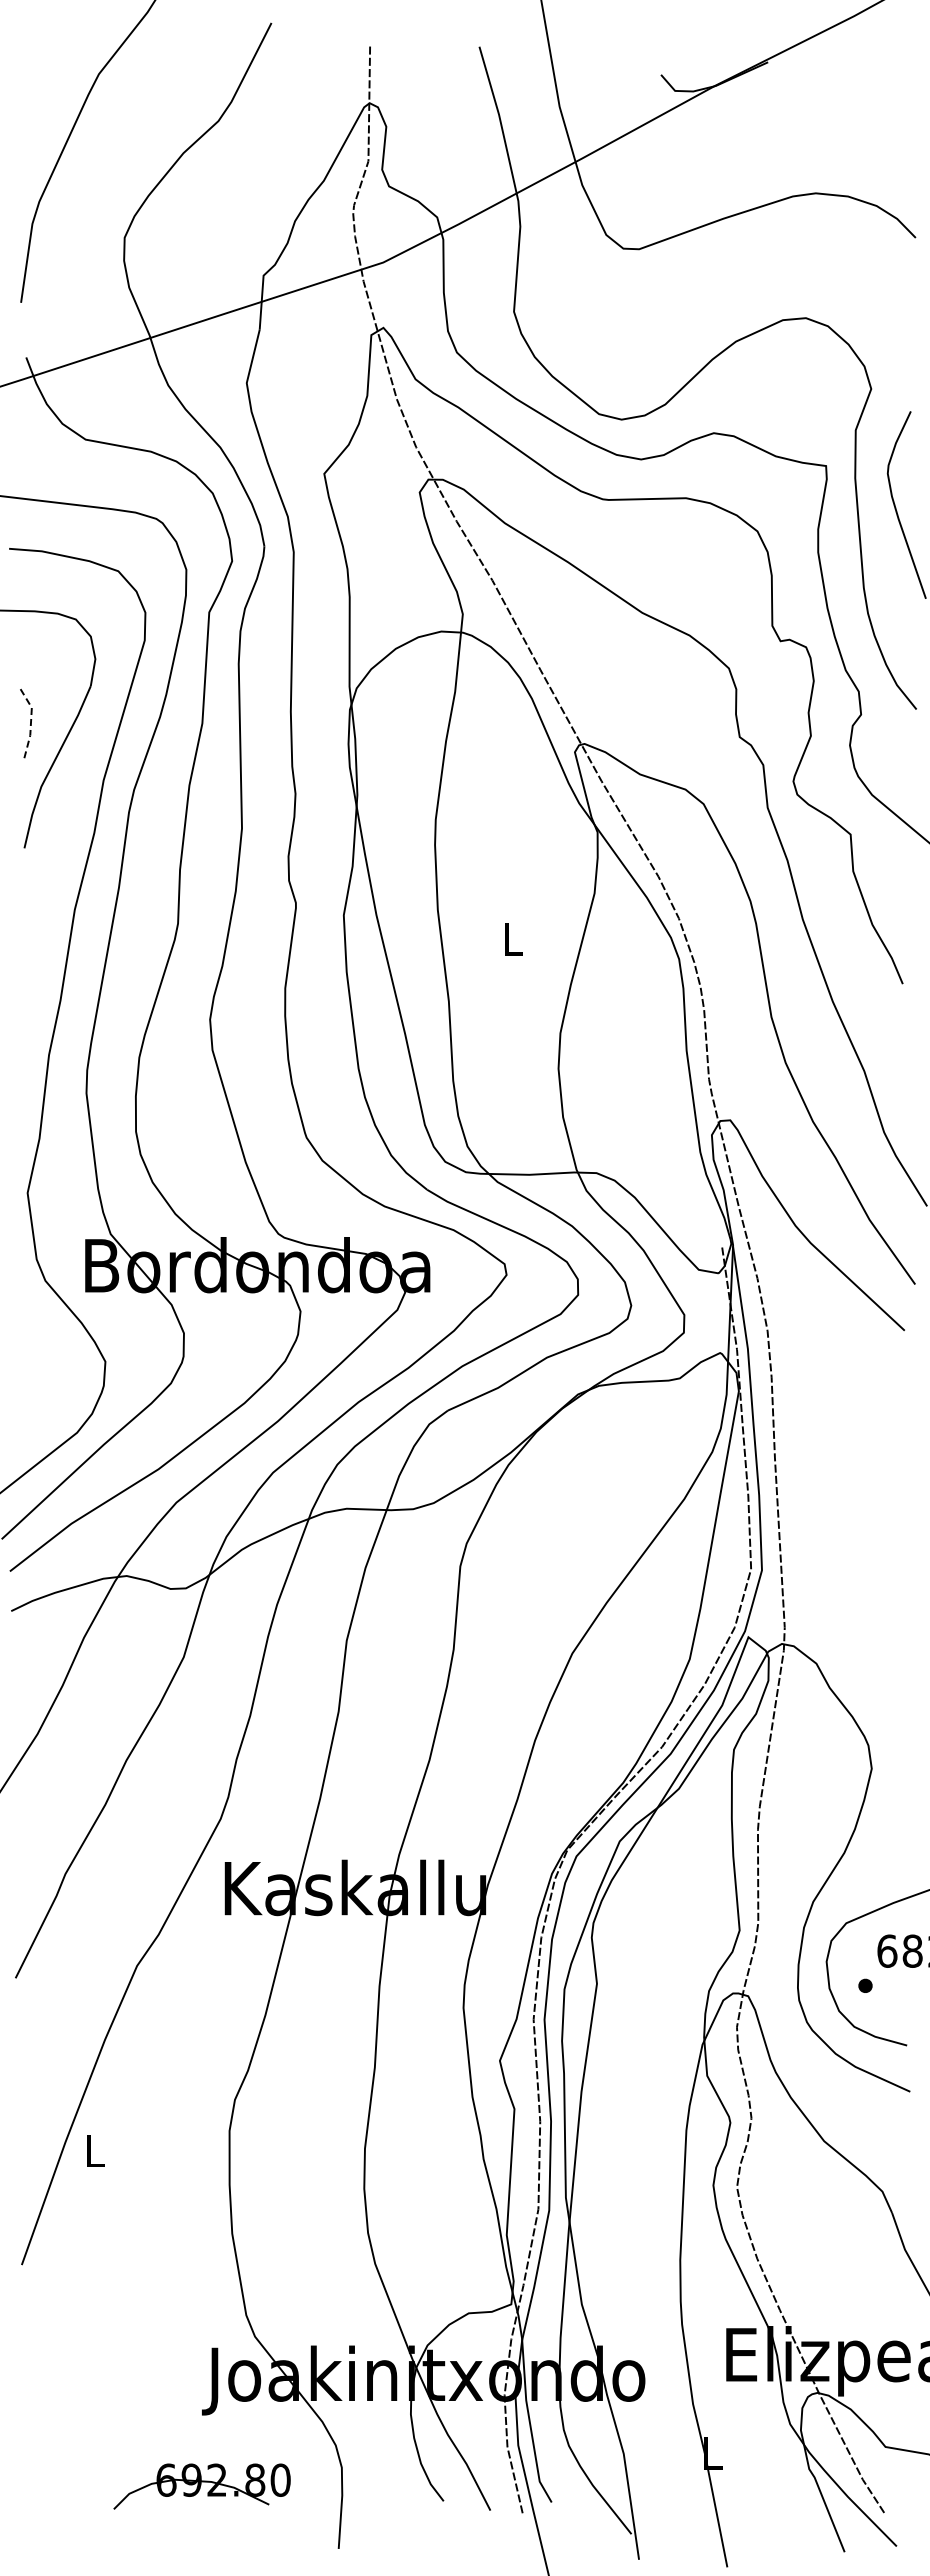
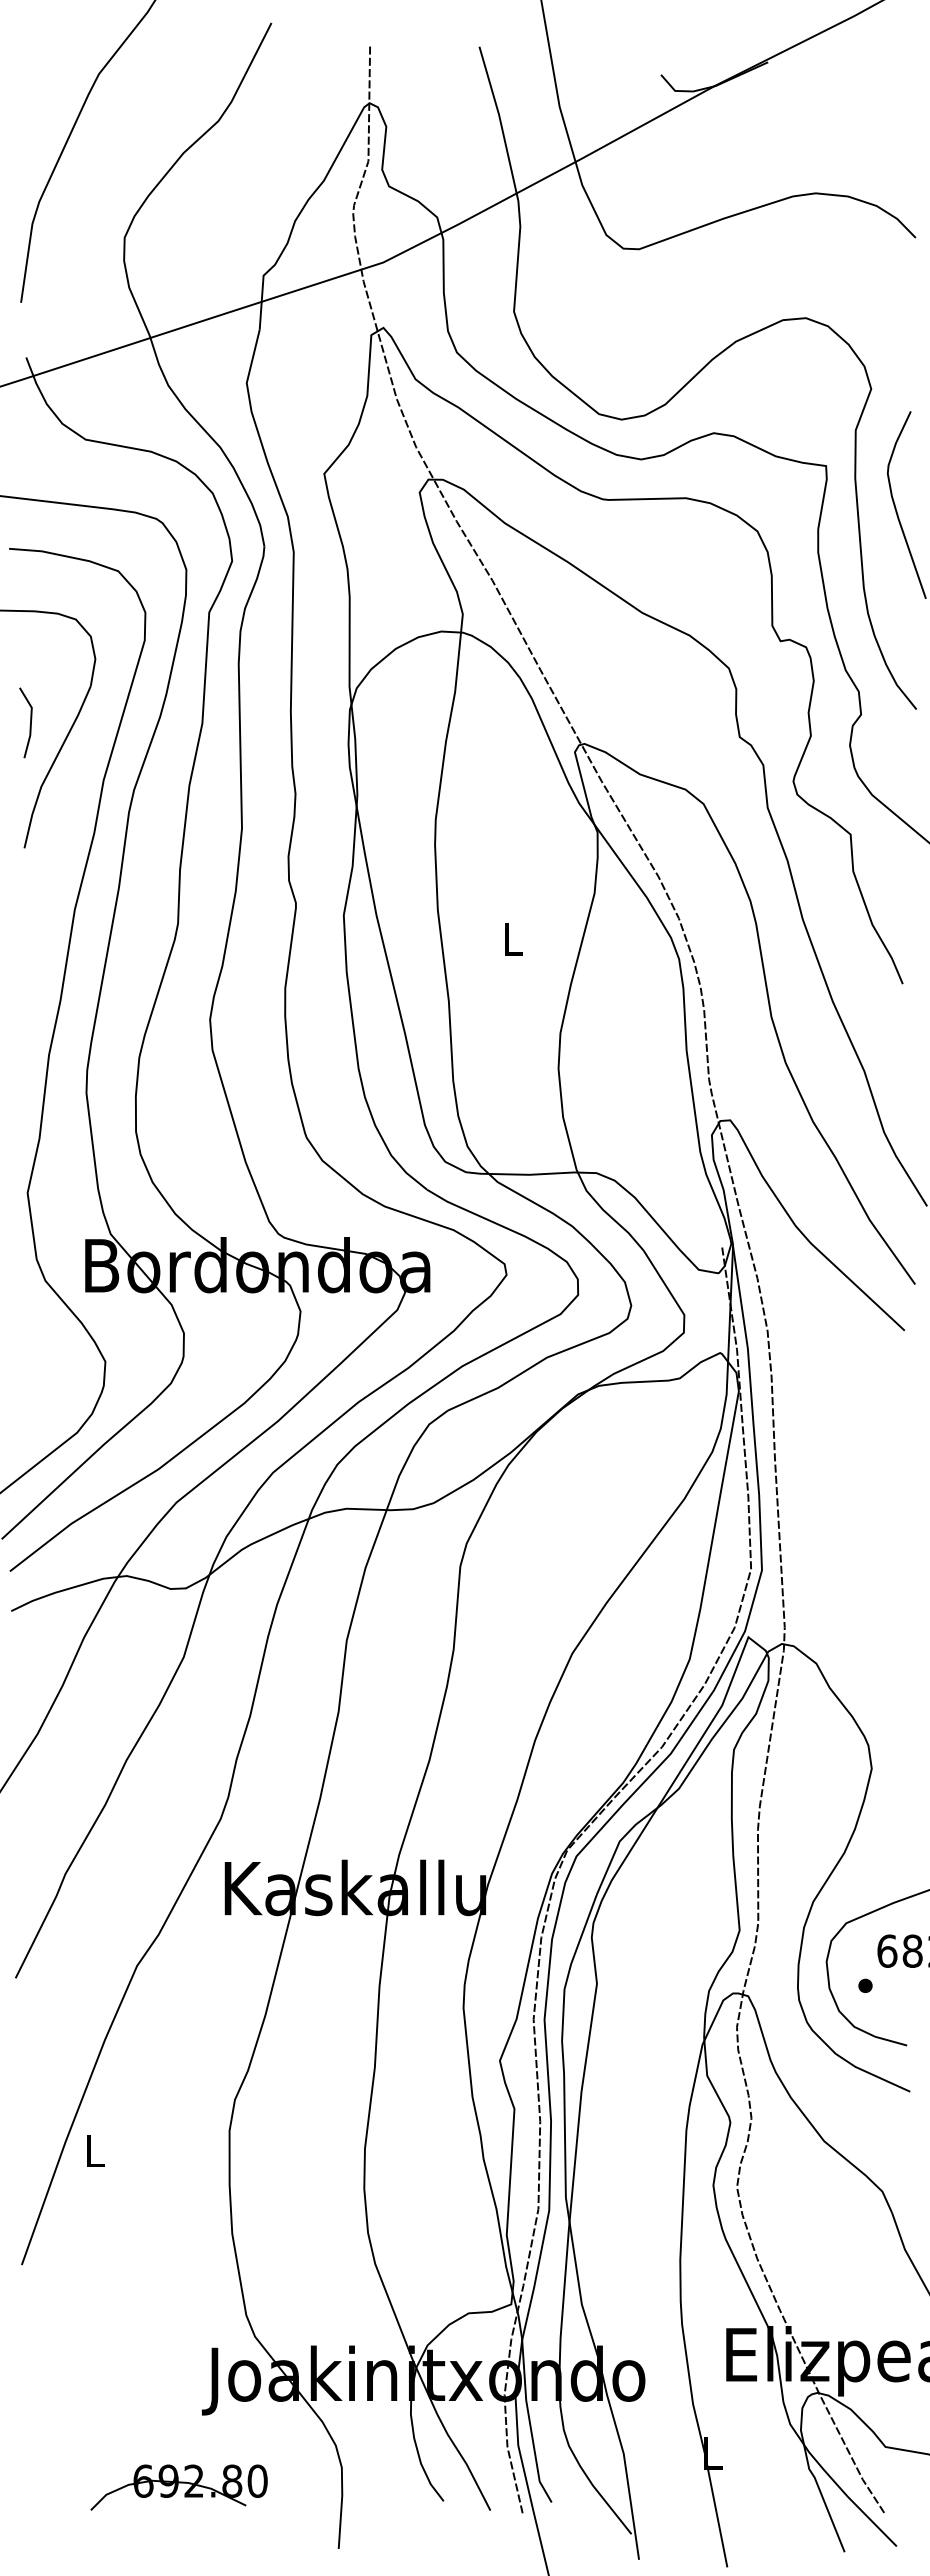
line: dashed -> solid (31, 721)
part position: (201, 2486) -> (178, 2487) (178, 2487)
